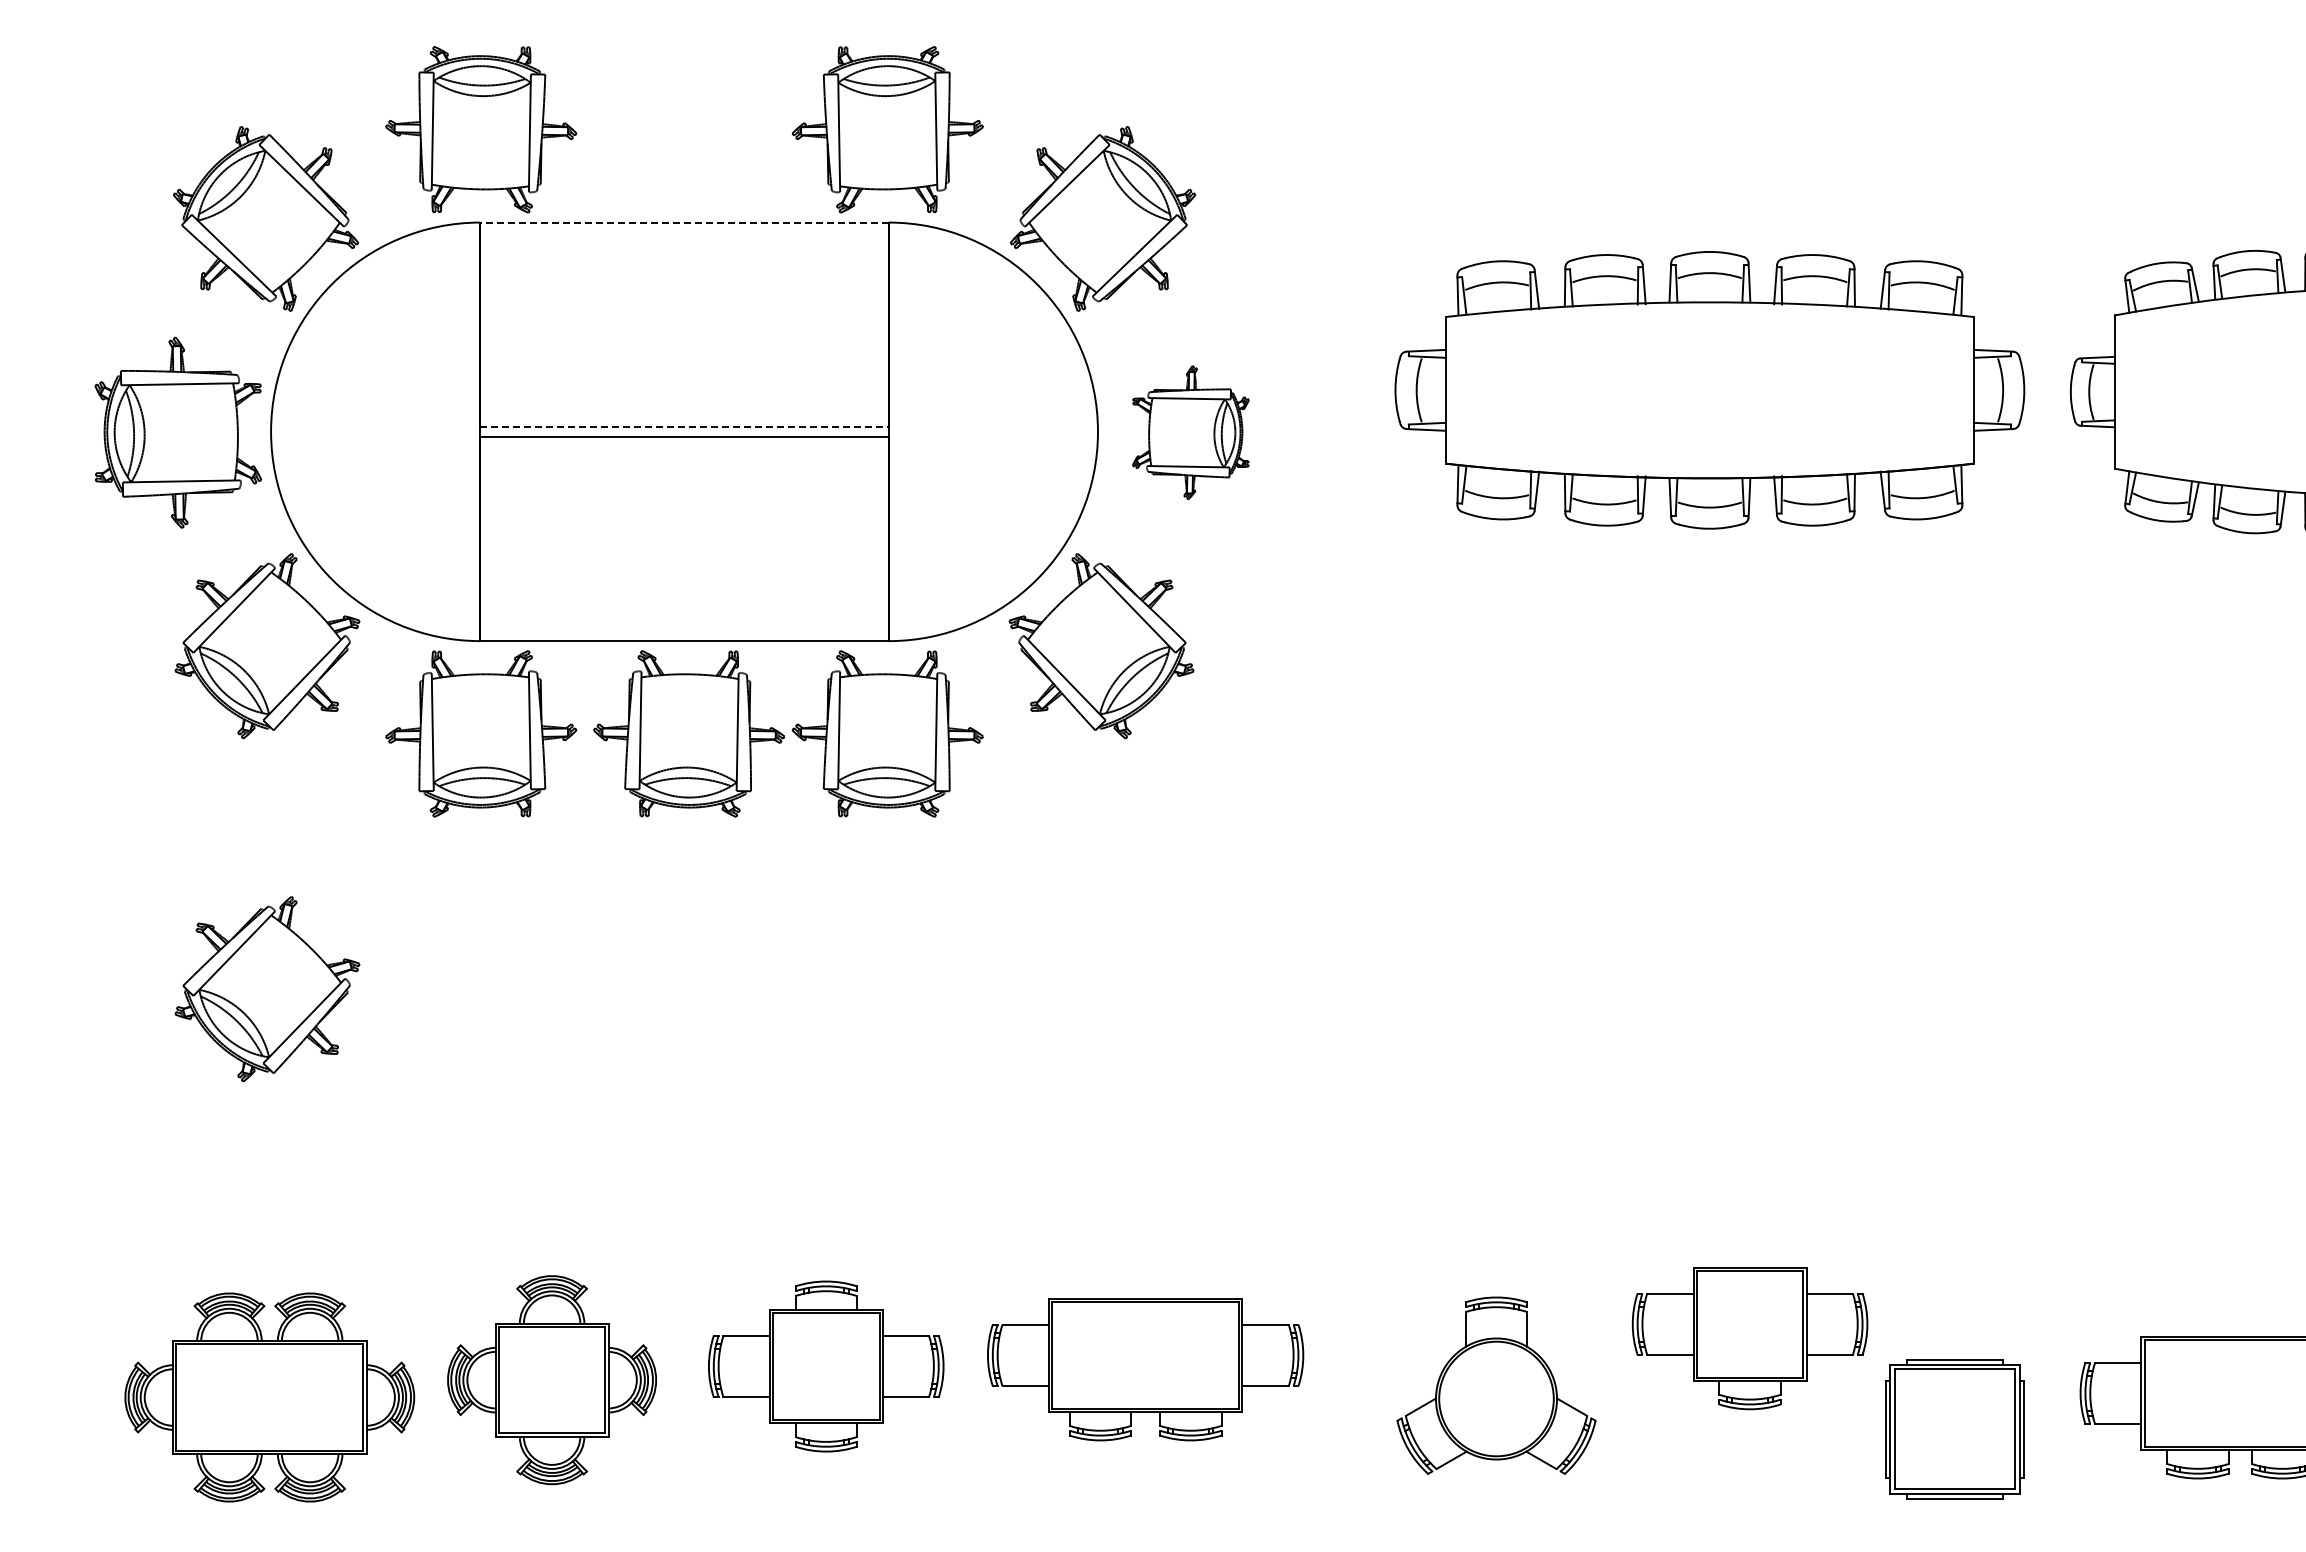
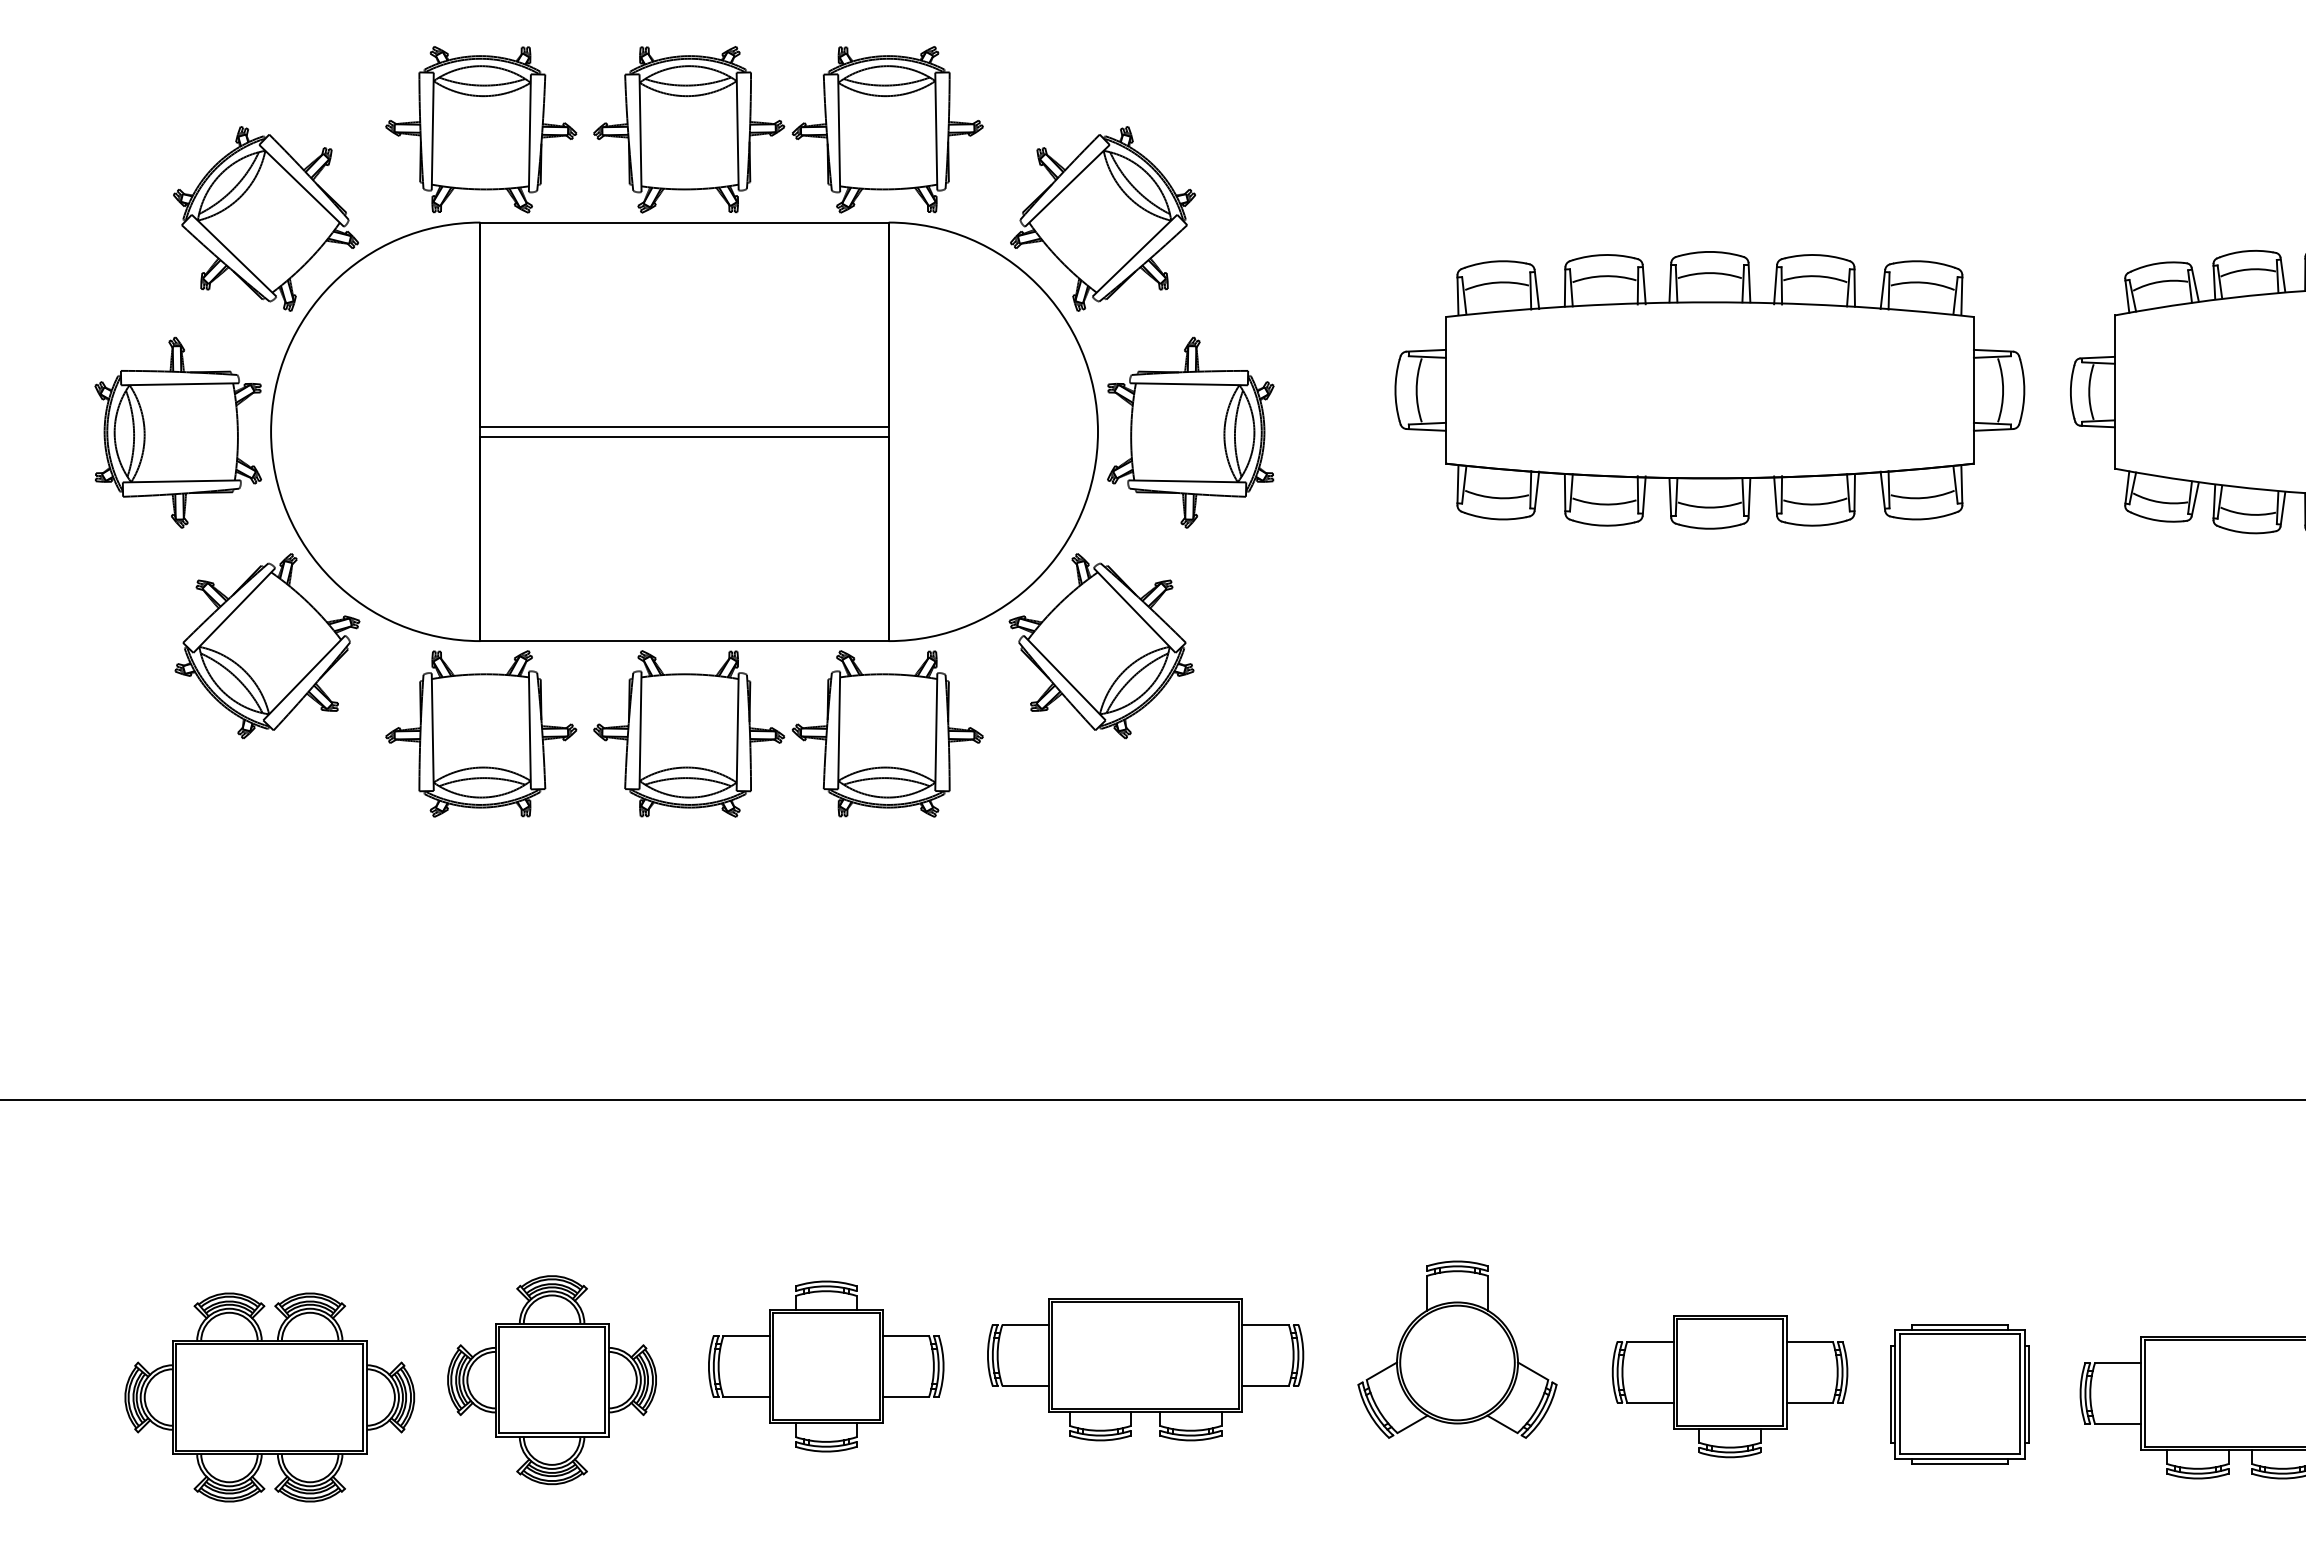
part: none -> present (689, 129)
line: dashed -> solid (684, 222)
line: dashed -> solid (685, 426)
part size: 118x135 px -> 168x193 px (1190, 432)
part: present -> none (267, 989)
line: none -> present (1152, 1100)
part position: (1749, 1338) -> (1729, 1386) (1729, 1386)
part position: (1496, 1385) -> (1457, 1349) (1457, 1349)
part position: (1954, 1429) -> (1959, 1394) (1959, 1394)
